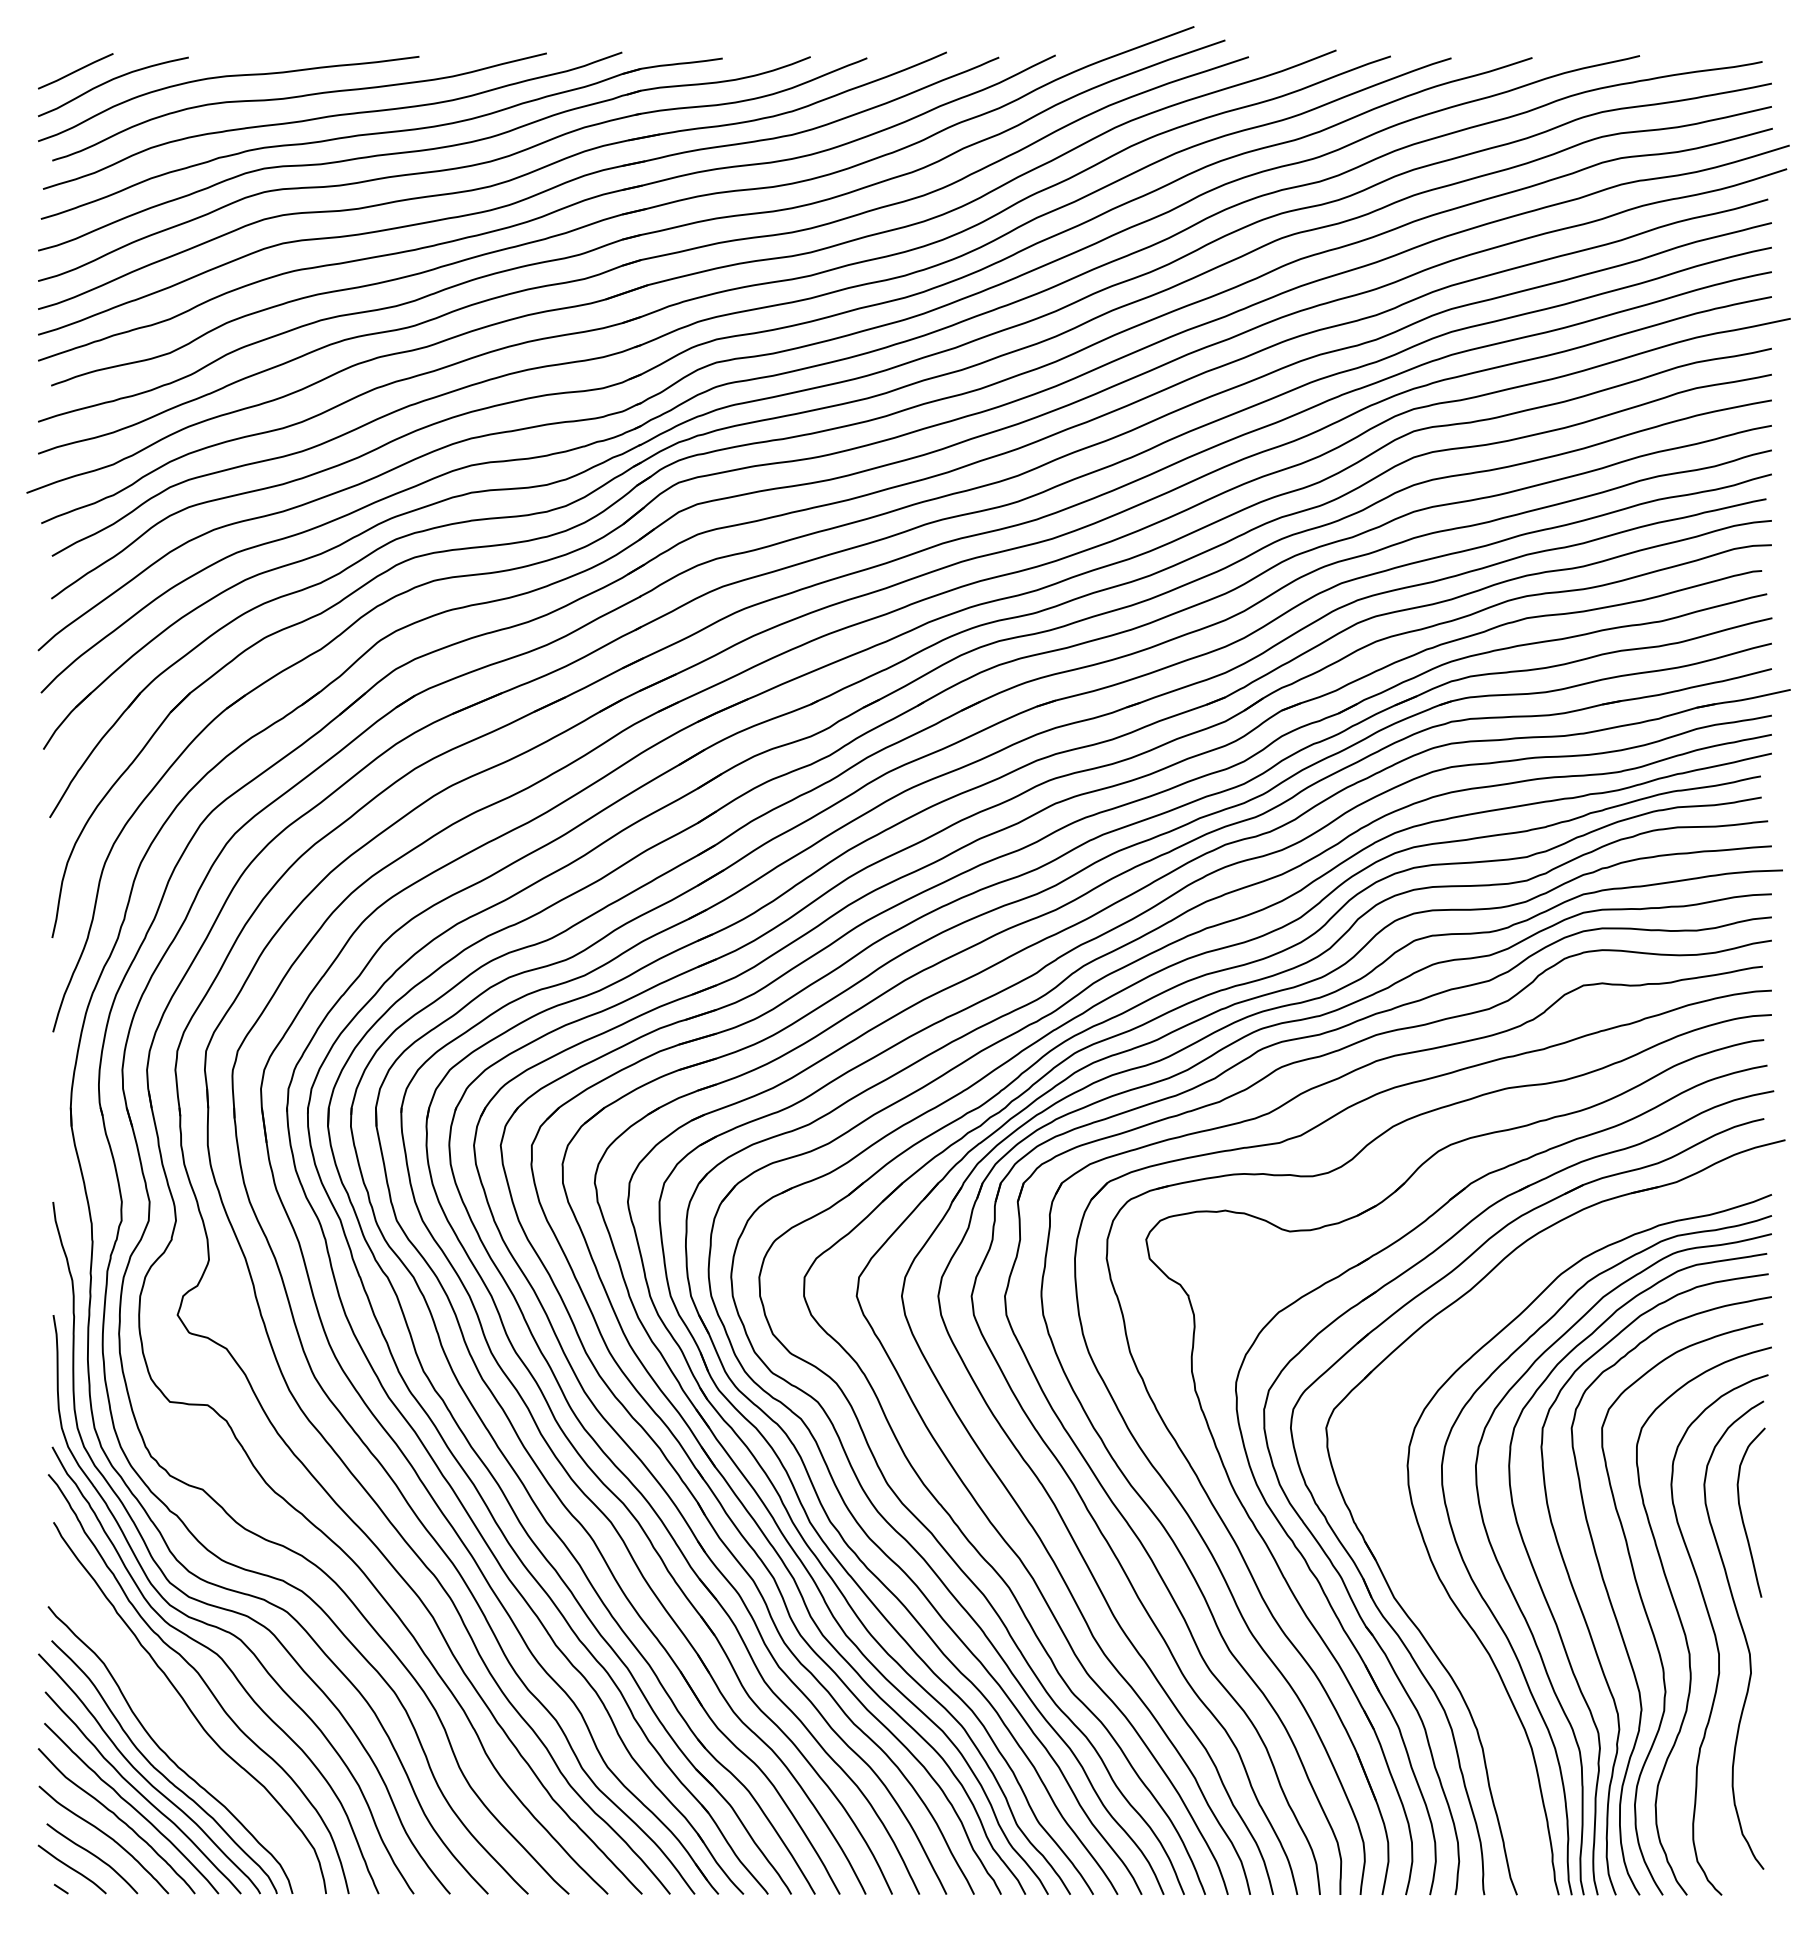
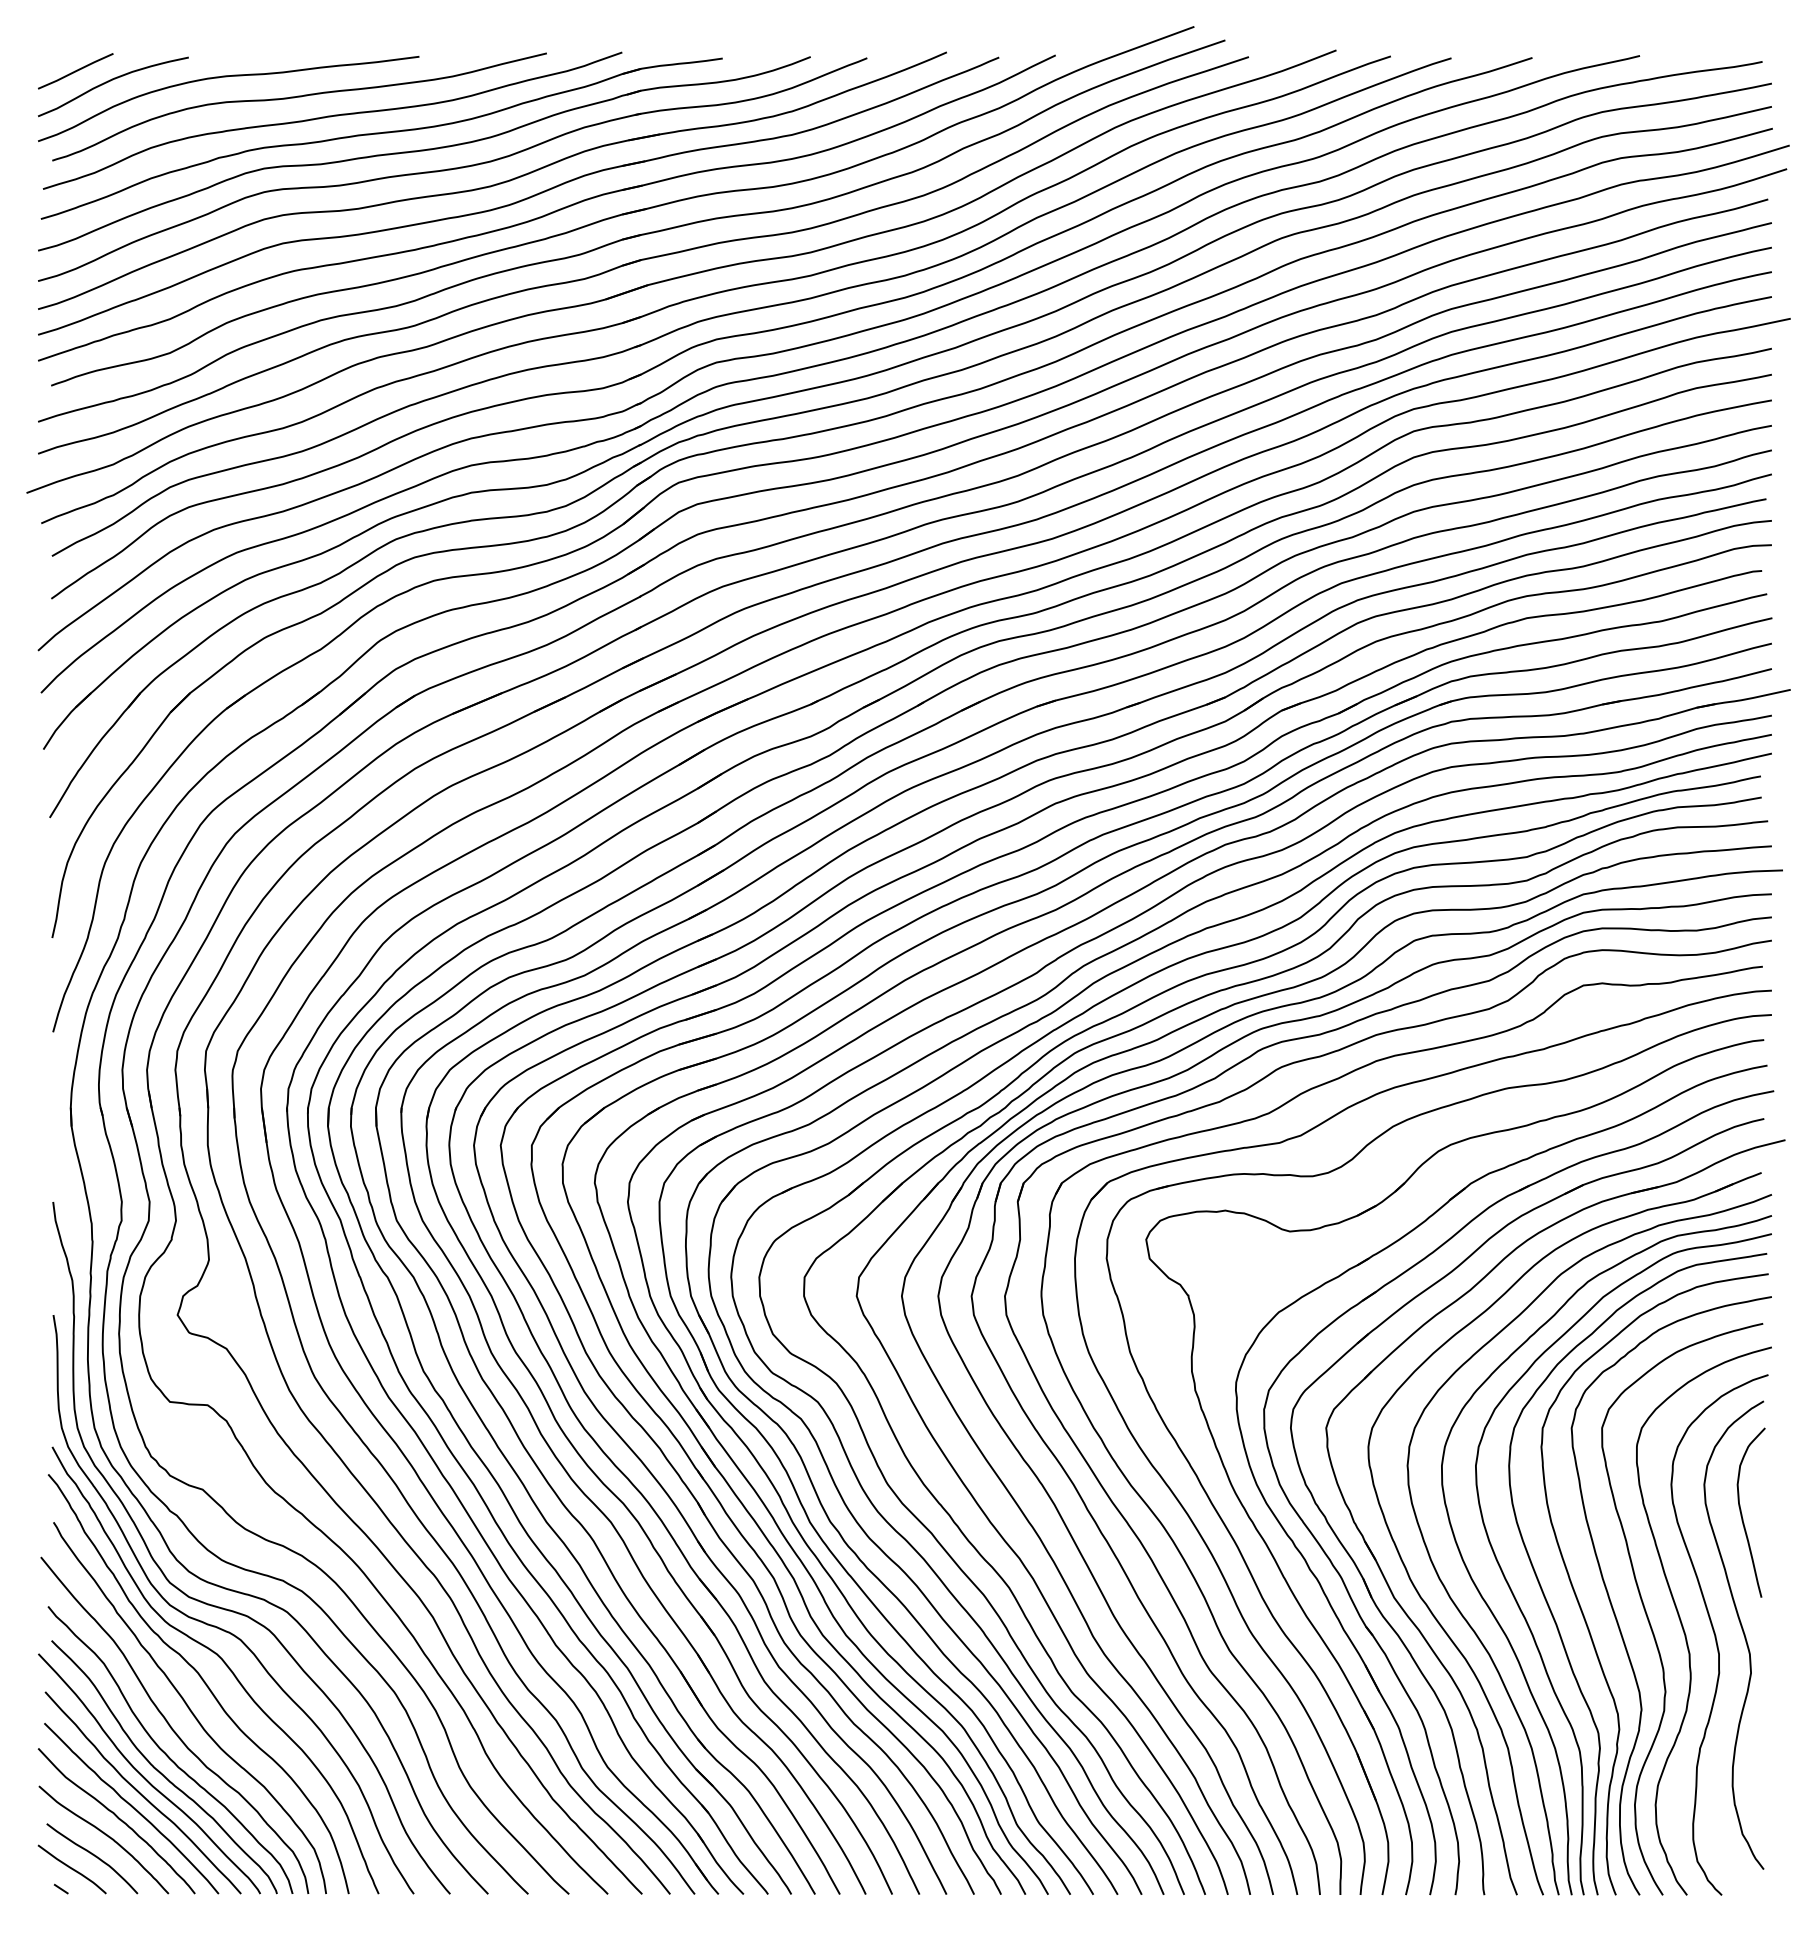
part: none -> present (1441, 1624)
curve: none -> present (171, 1726)
